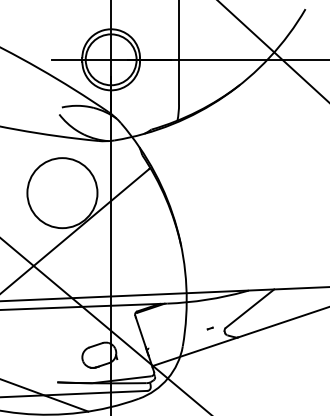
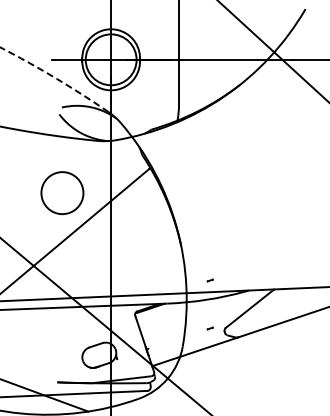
arc: solid -> dashed (55, 77)
circle diameter: 70 px -> 42 px (62, 193)
part: none -> present (209, 280)
